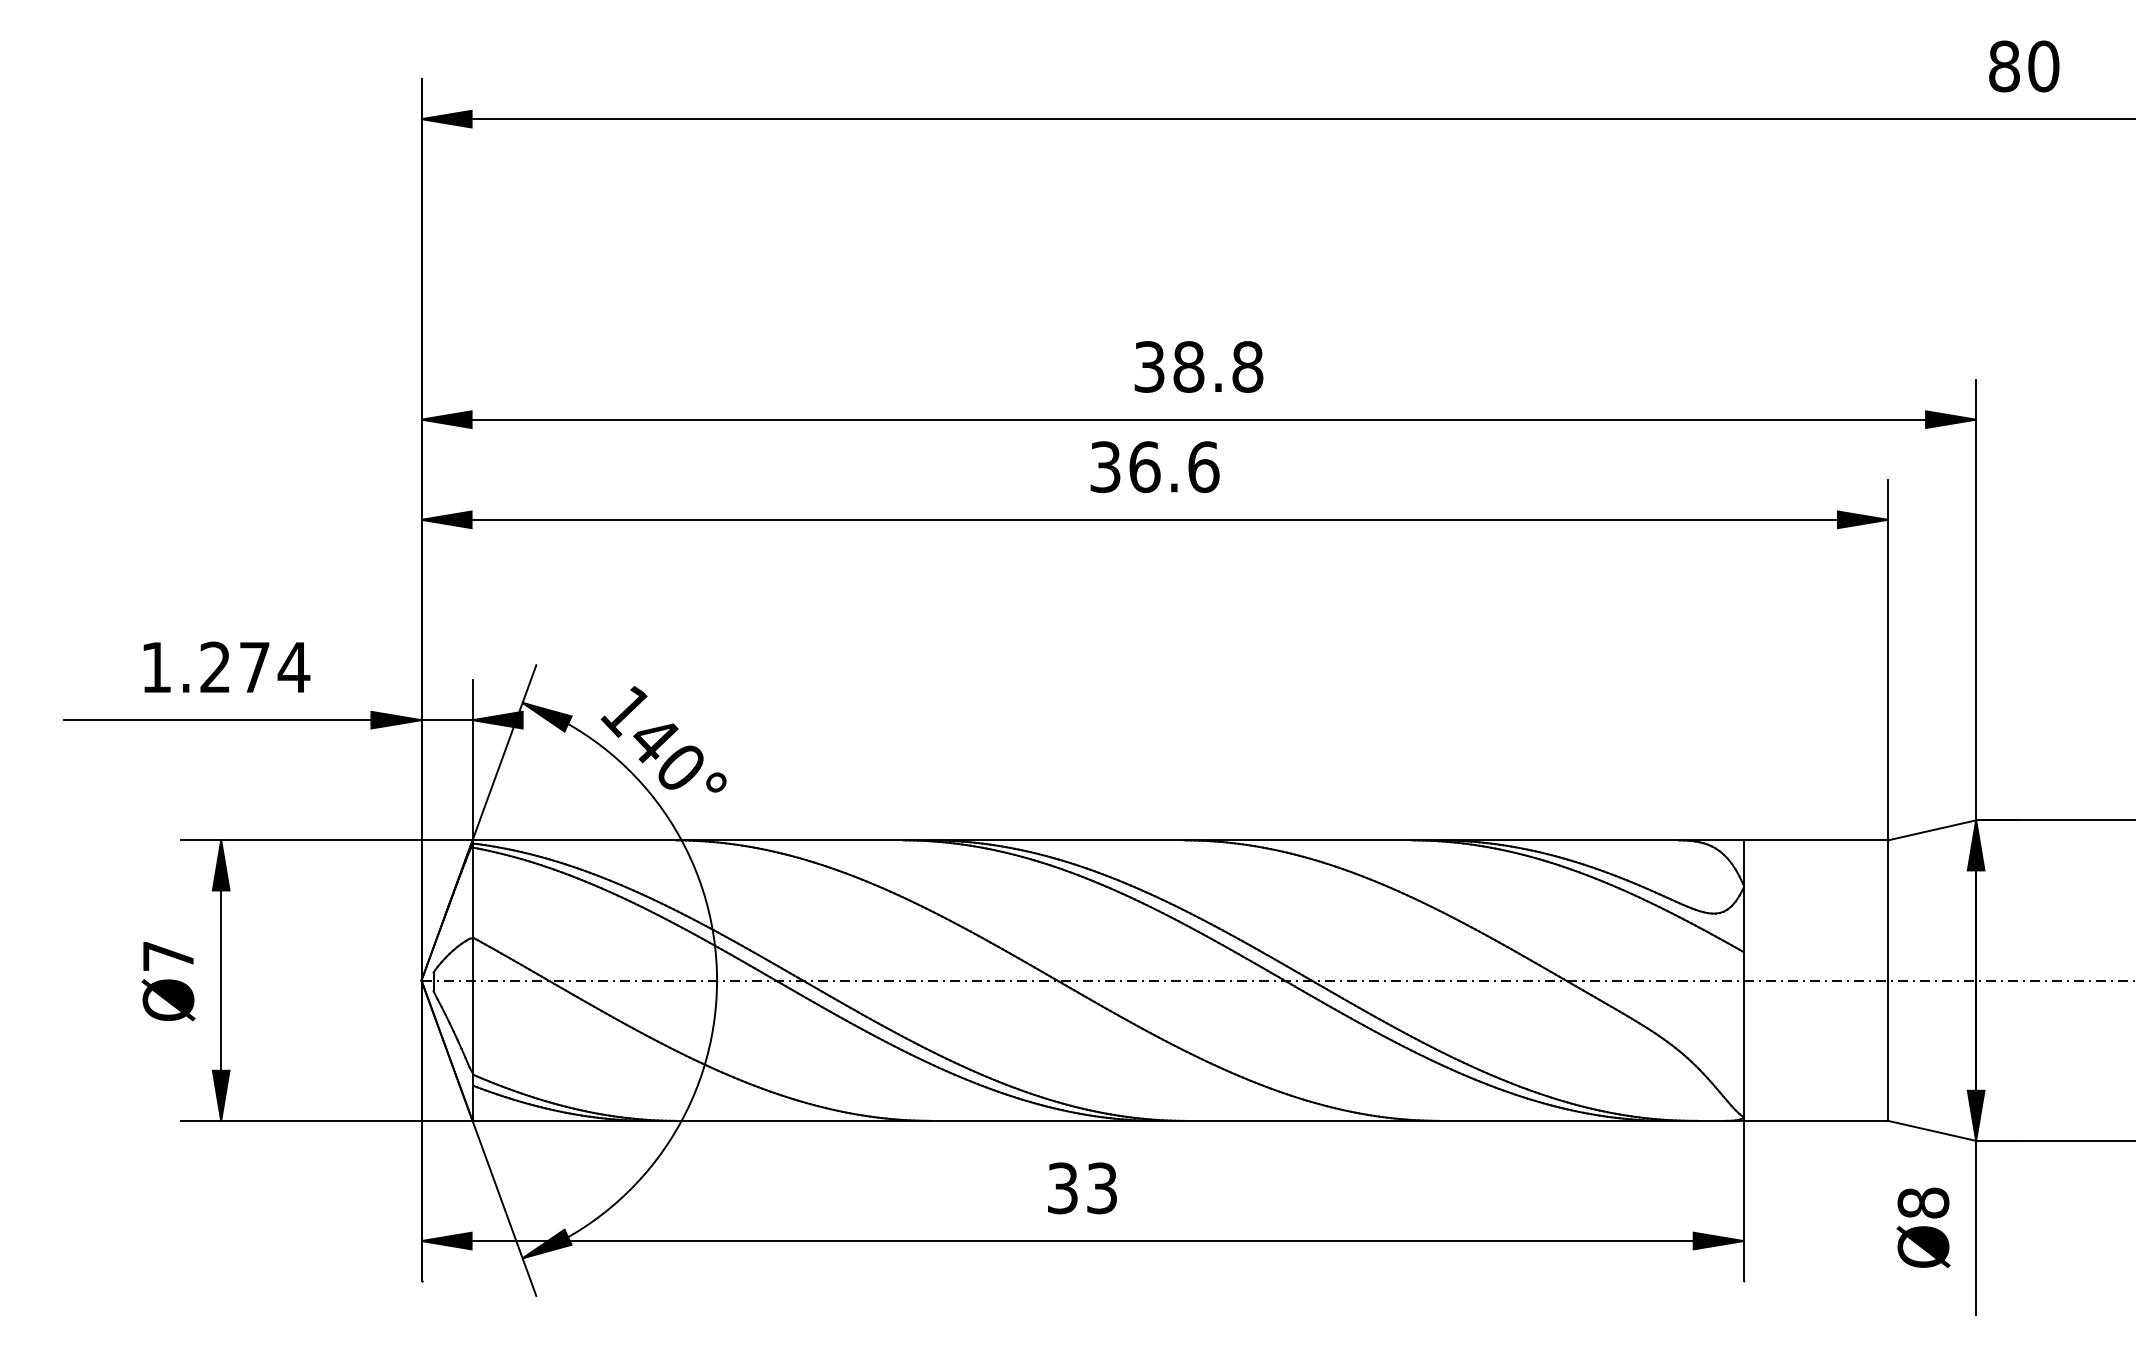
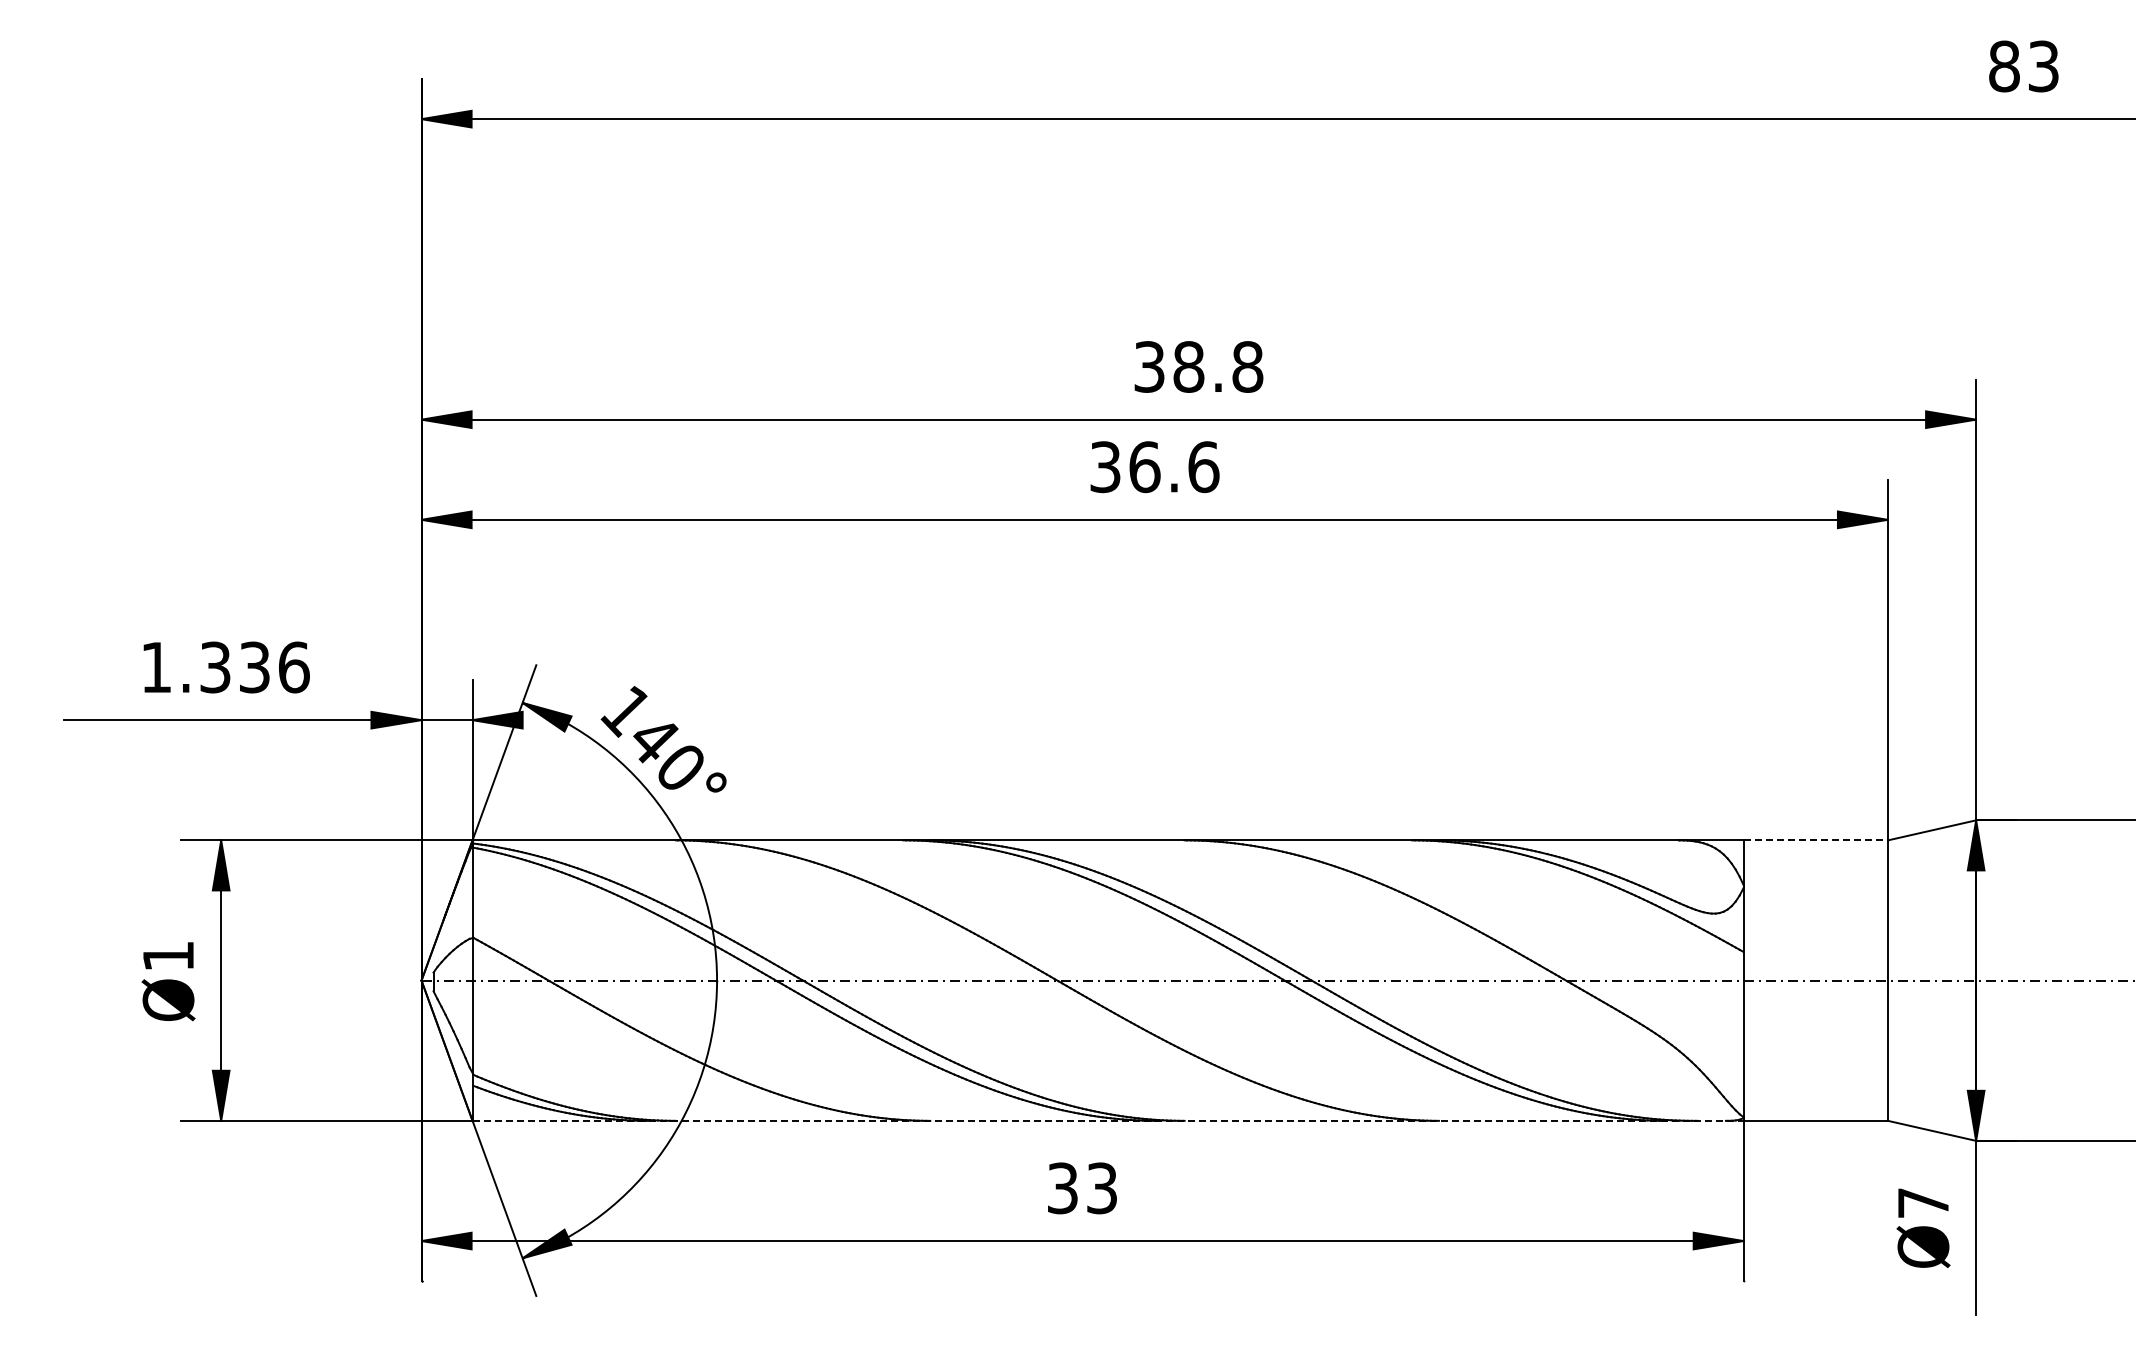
text: 80 -> 83 (2043, 66)
text: 1.274 -> 1.336 (255, 667)
line: solid -> dashed (1816, 840)
text: Ø7 -> Ø1 (168, 955)
line: solid -> dashed (1108, 1120)
text: Ø8 -> Ø7 (1923, 1202)
